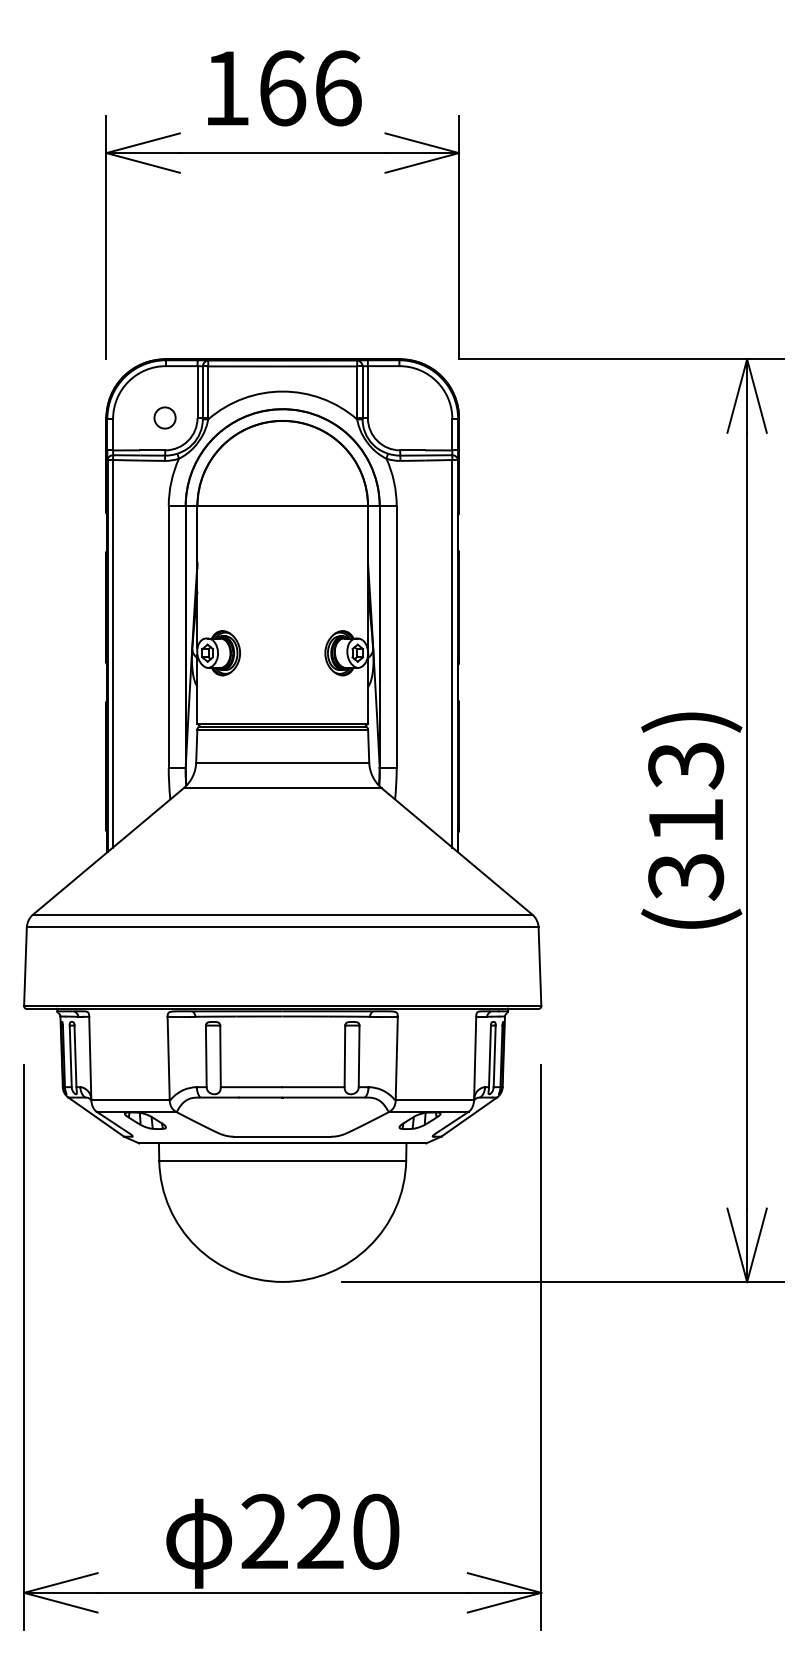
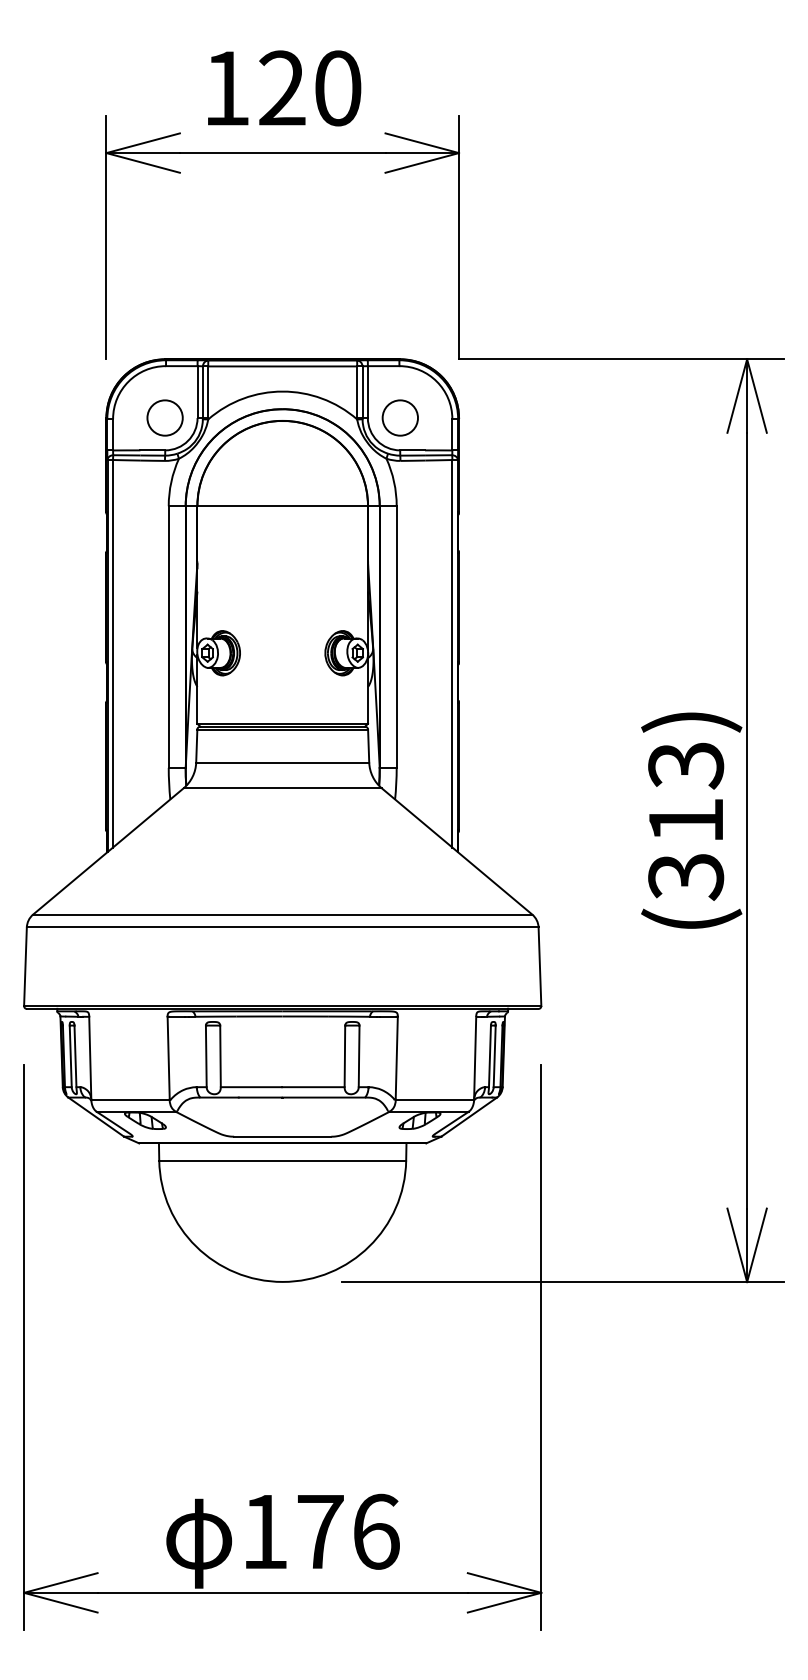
text: 166 -> 120 (310, 88)
circle size: 24x24 px -> 38x38 px (164, 417)
circle: none -> present (399, 417)
text: 220 -> 176 (320, 1531)
